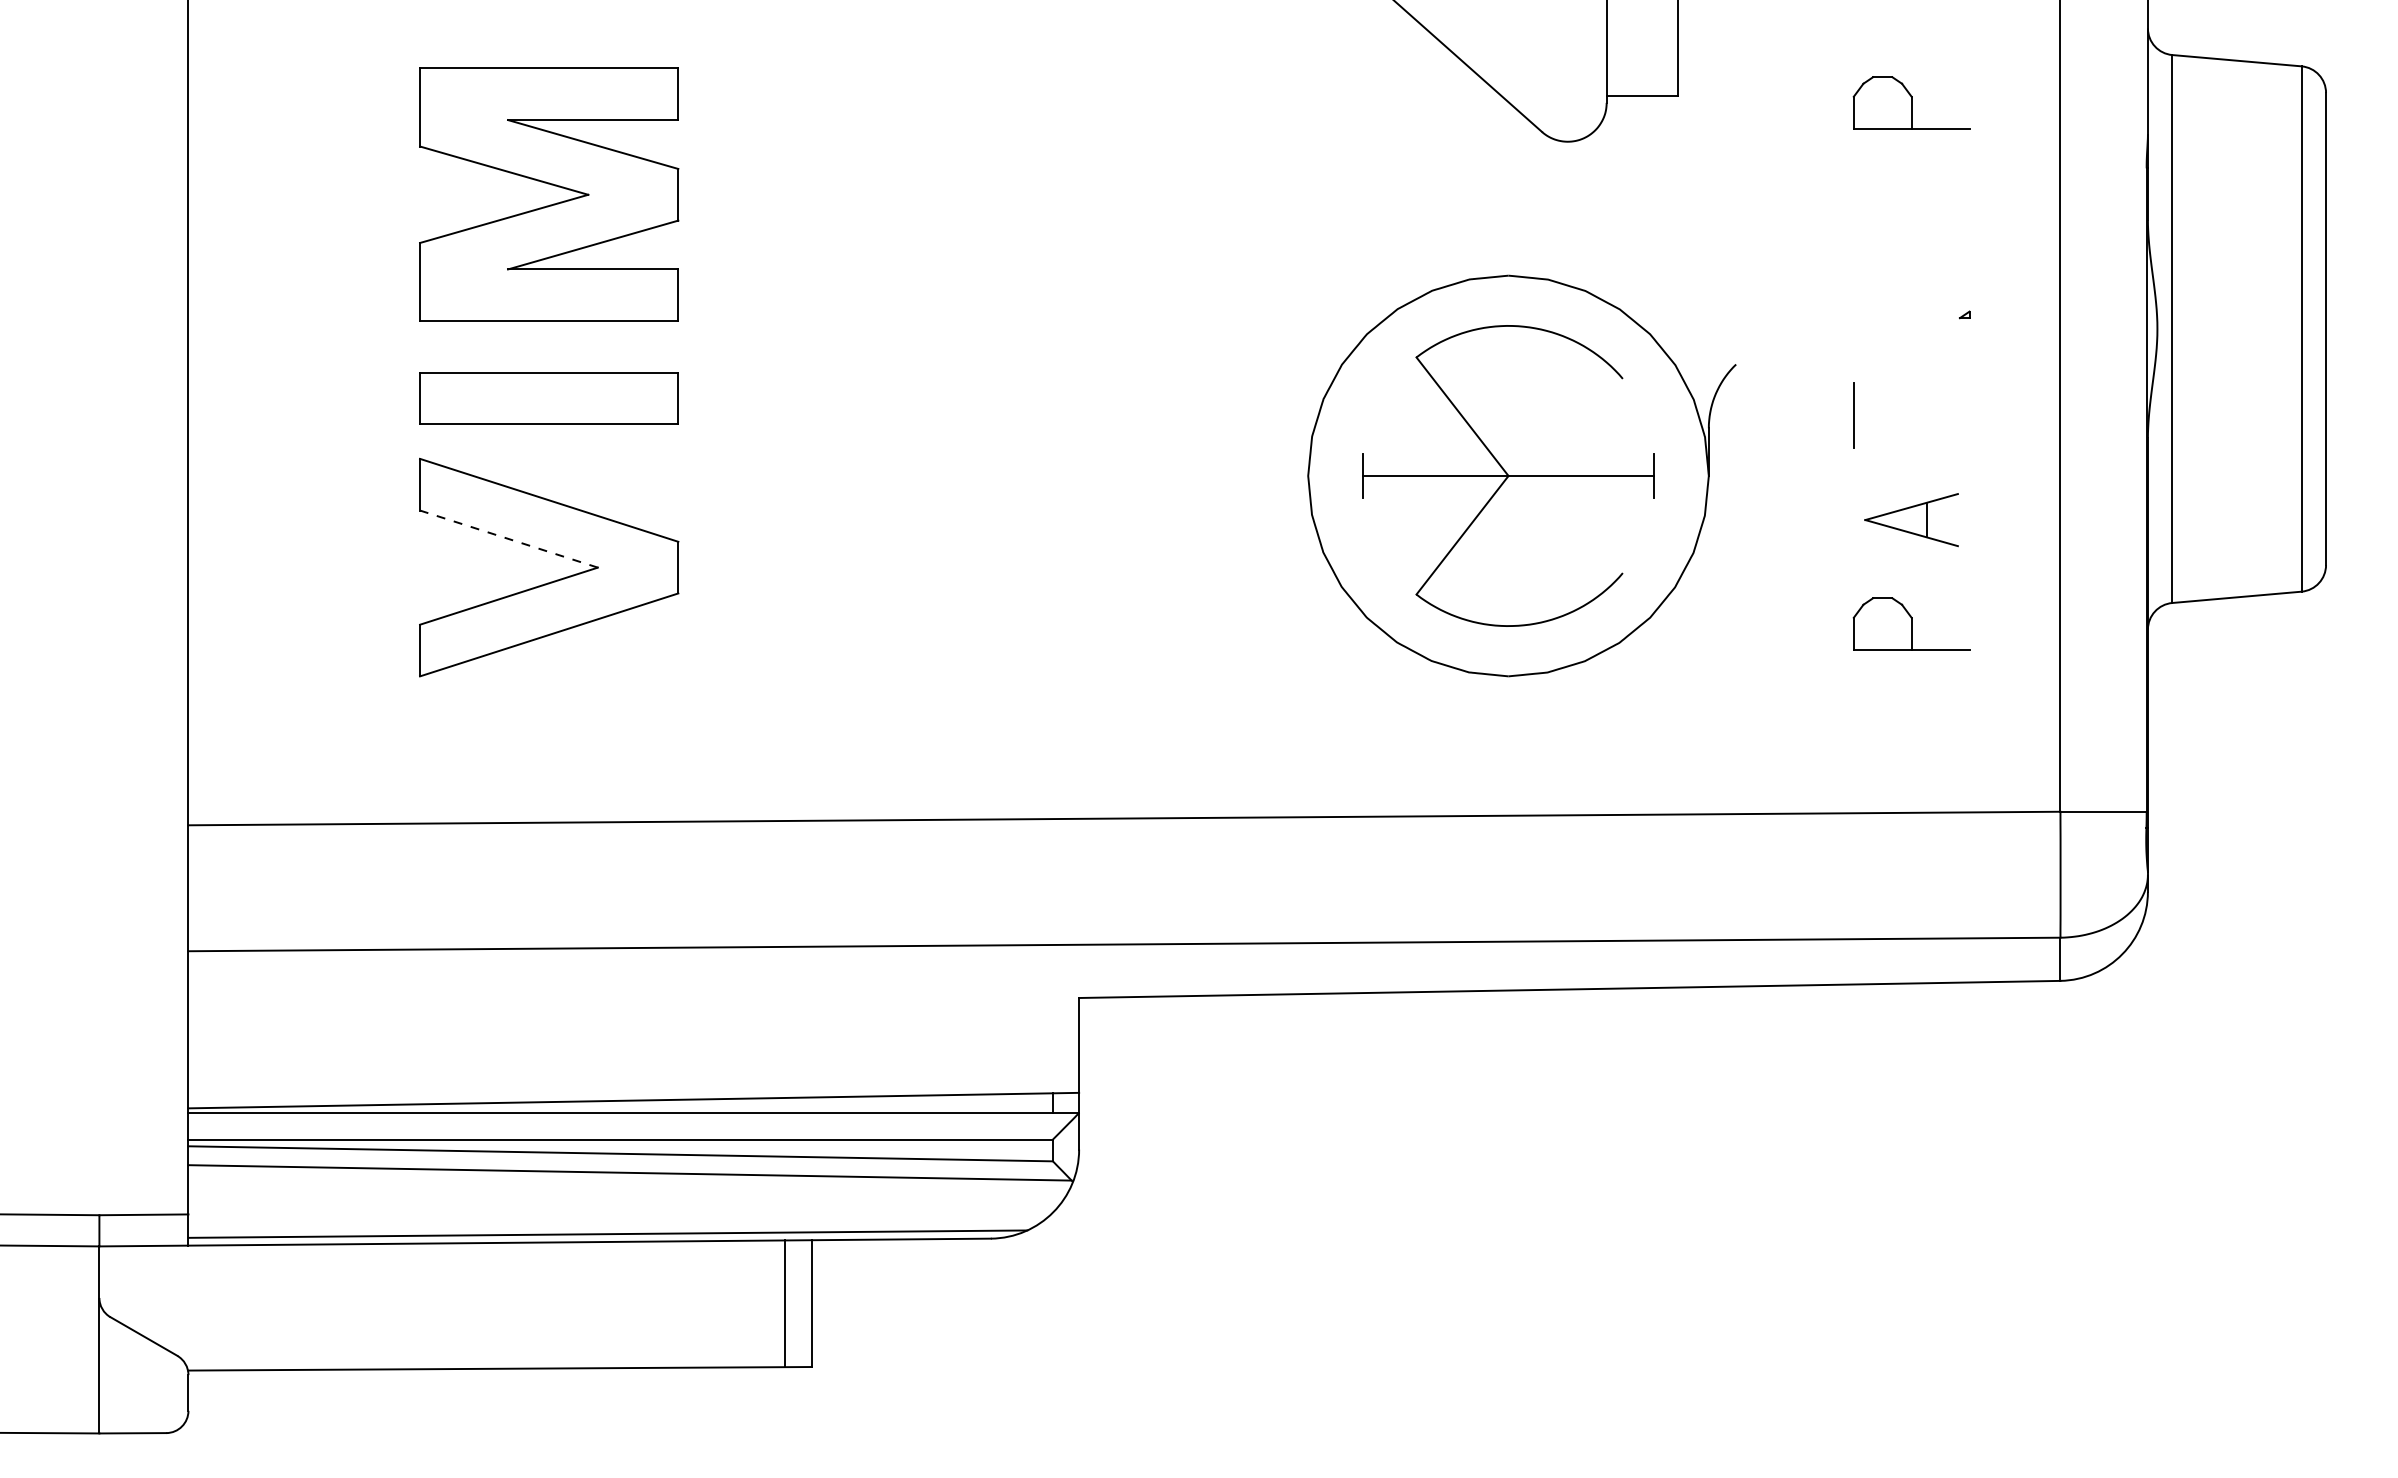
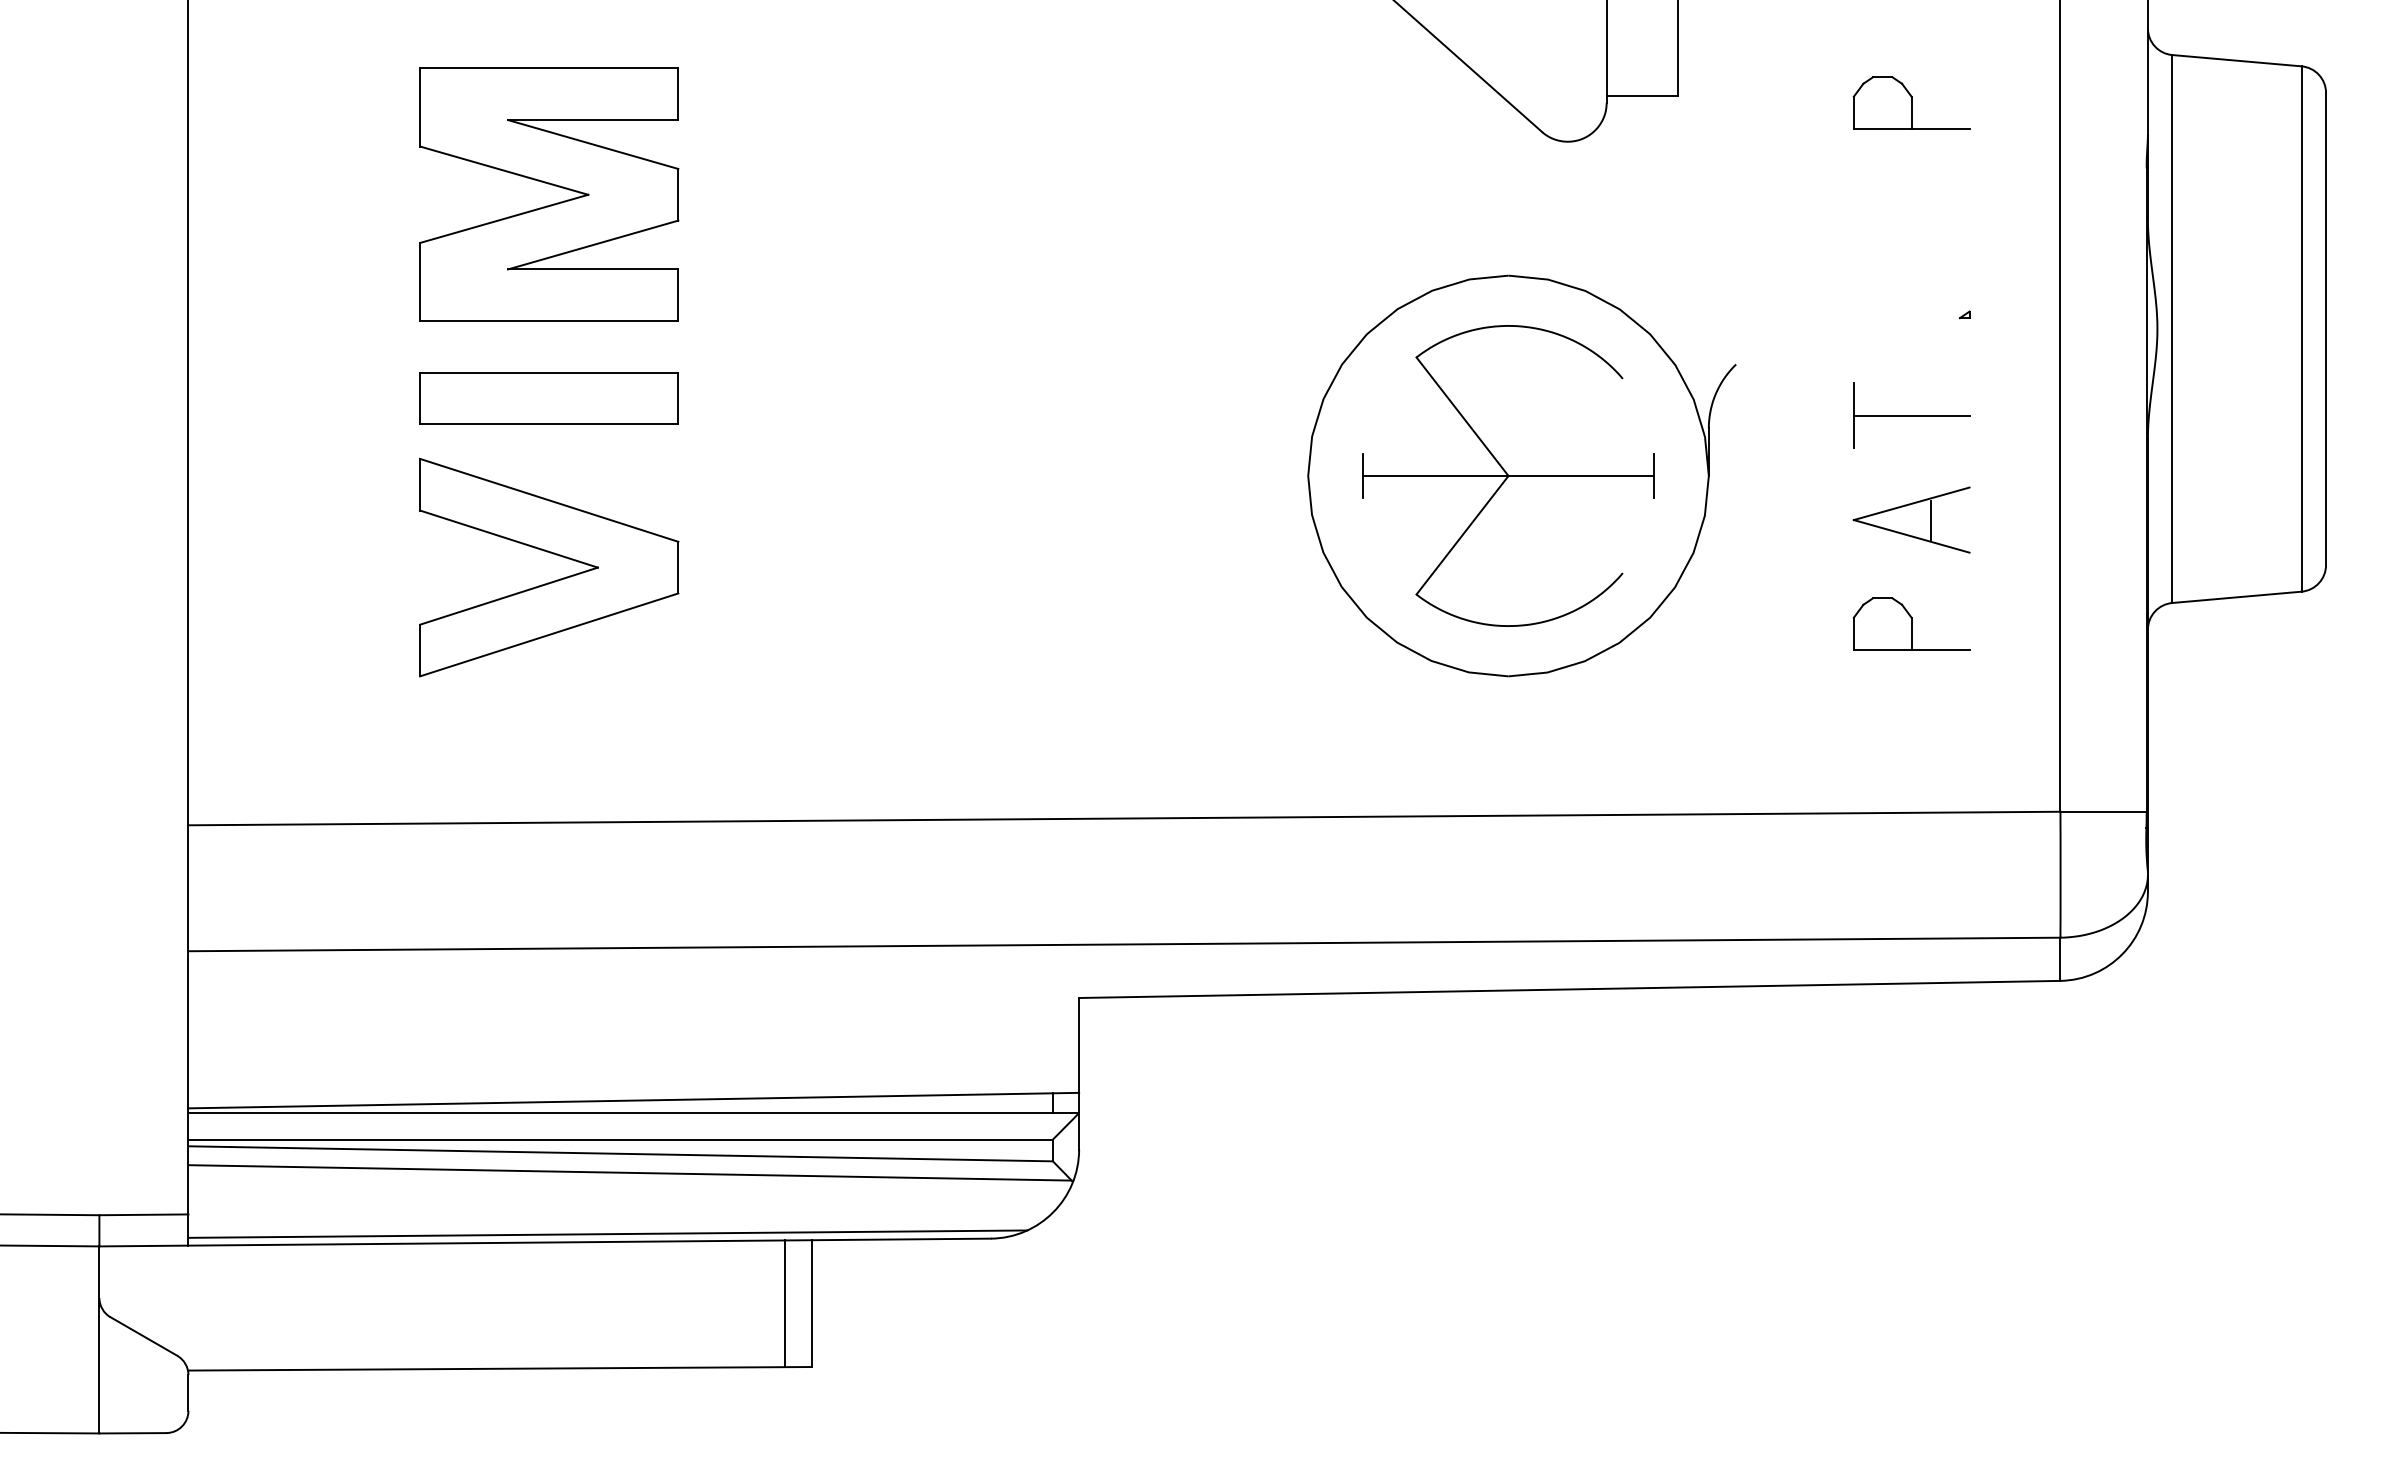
line: none -> present (1911, 415)
part size: 95x55 px -> 119x68 px (1911, 519)
line: dashed -> solid (508, 538)
